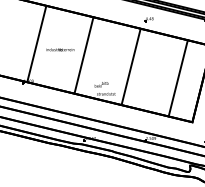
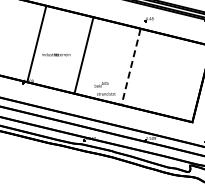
text position: (60, 49) -> (56, 54) (56, 54)
line: solid -> dashed (131, 67)
line: present -> none (177, 78)
